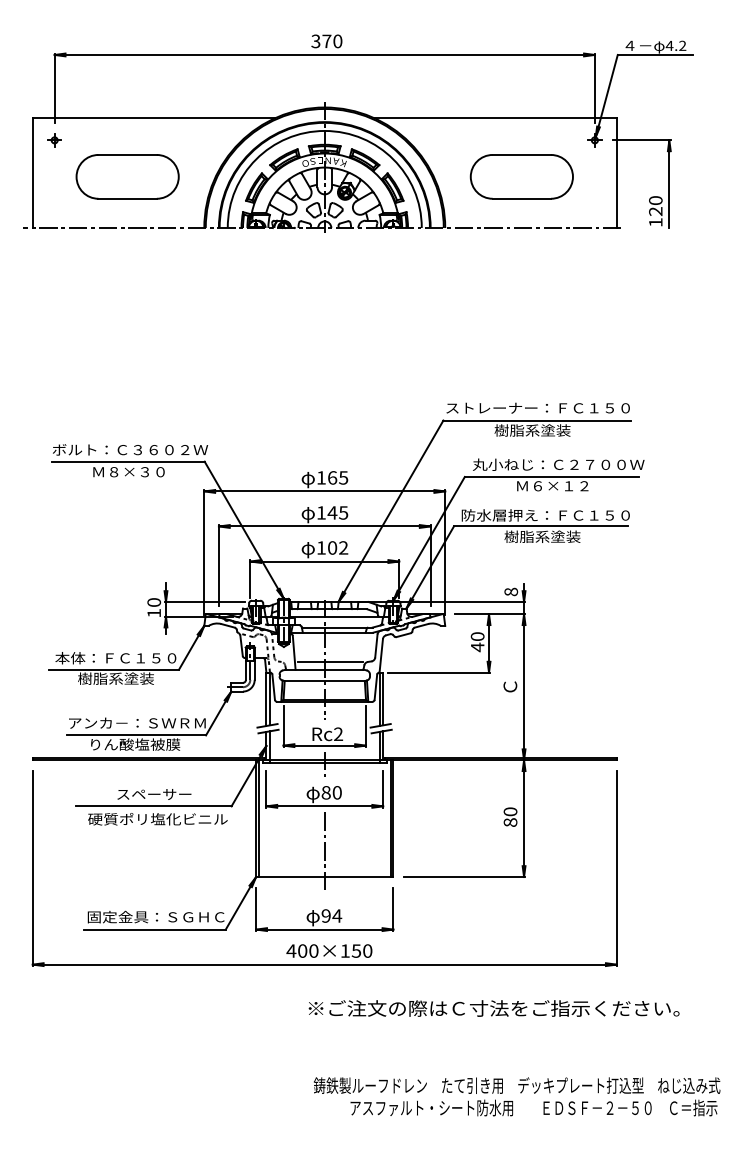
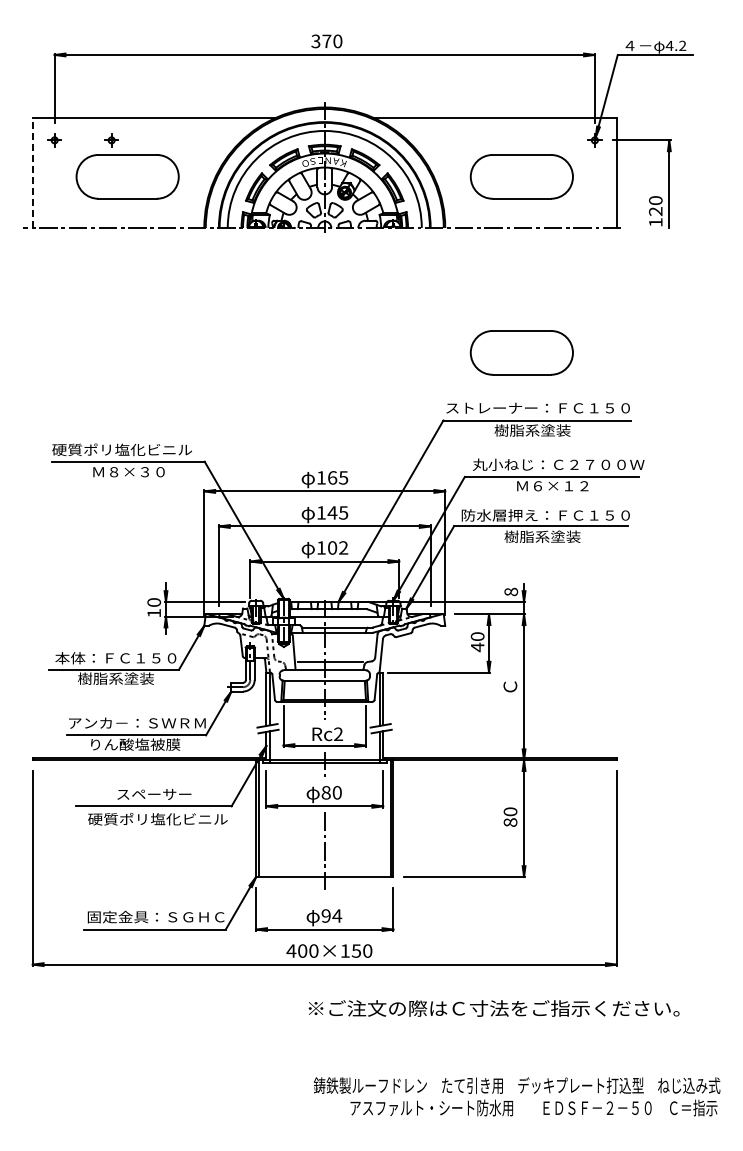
part: none -> present (111, 140)
line: solid -> dashed (32, 173)
part: none -> present (521, 352)
text: ボルト：Ｃ３６０２Ｗ -> 硬質ポリ塩化ビニル (130, 449)
